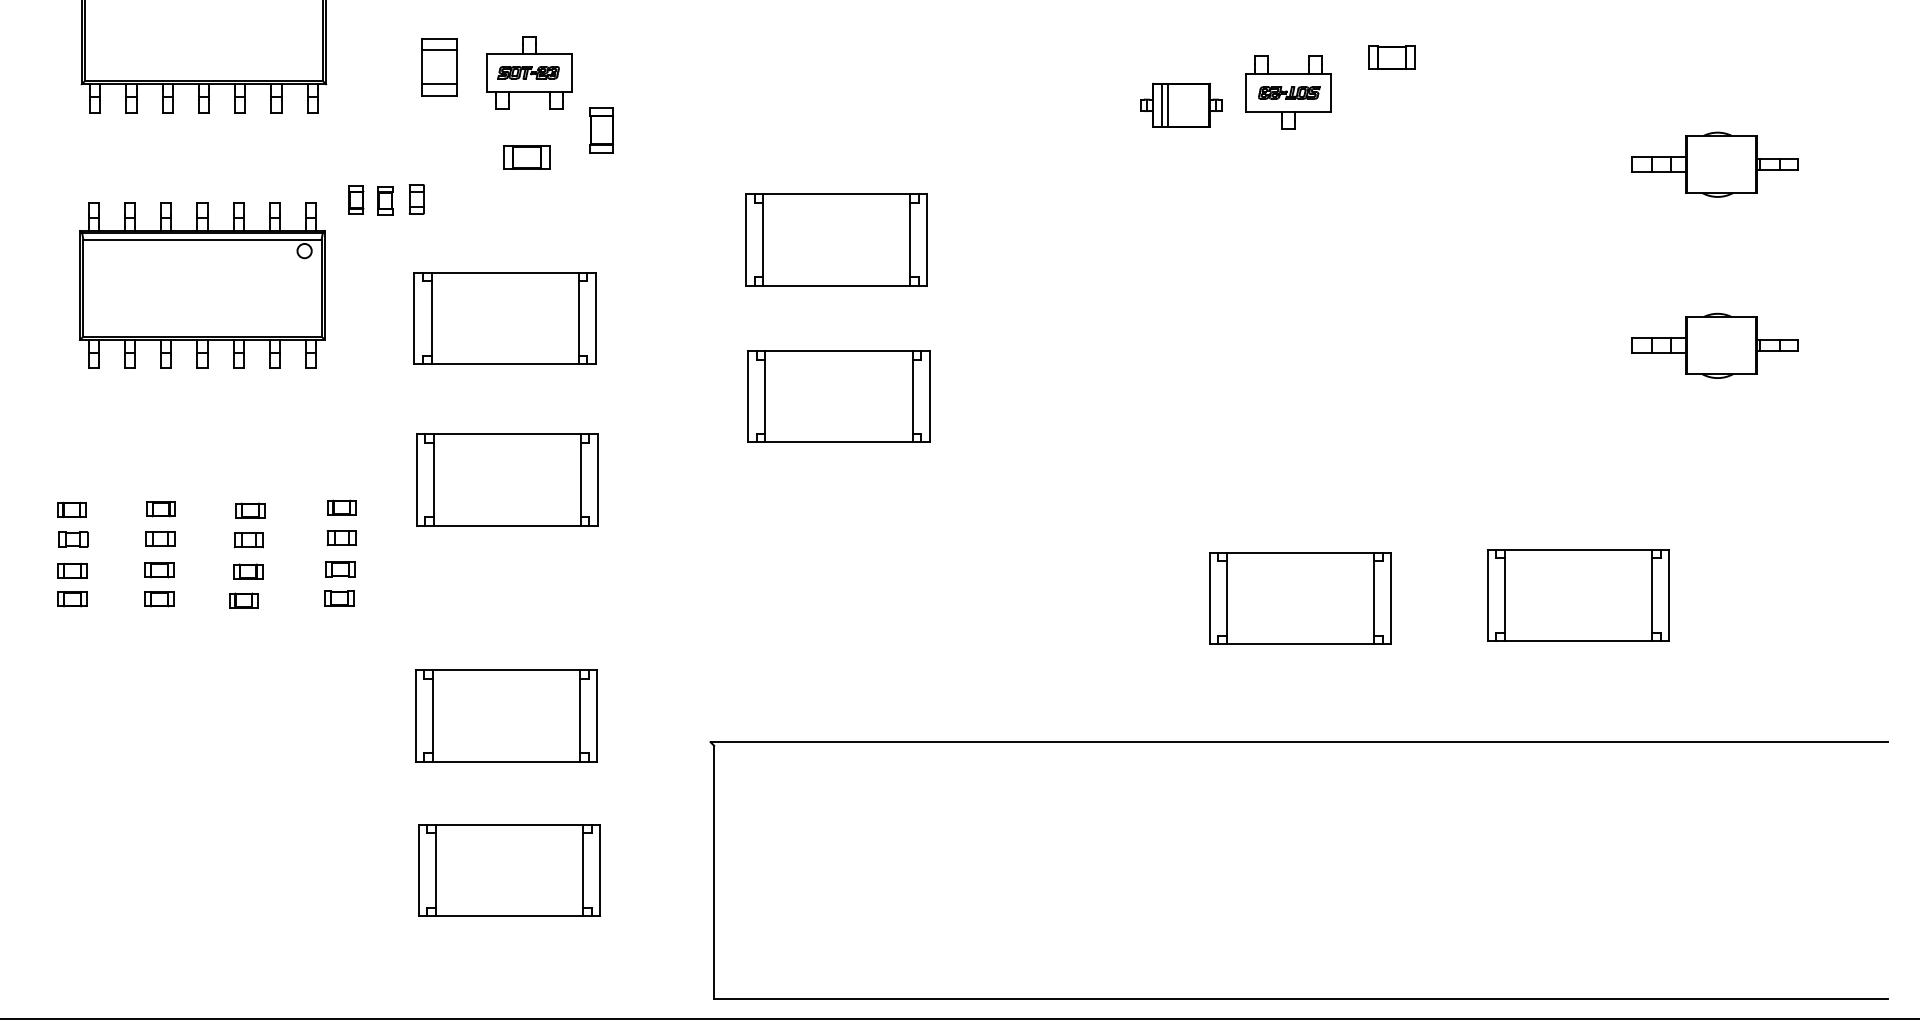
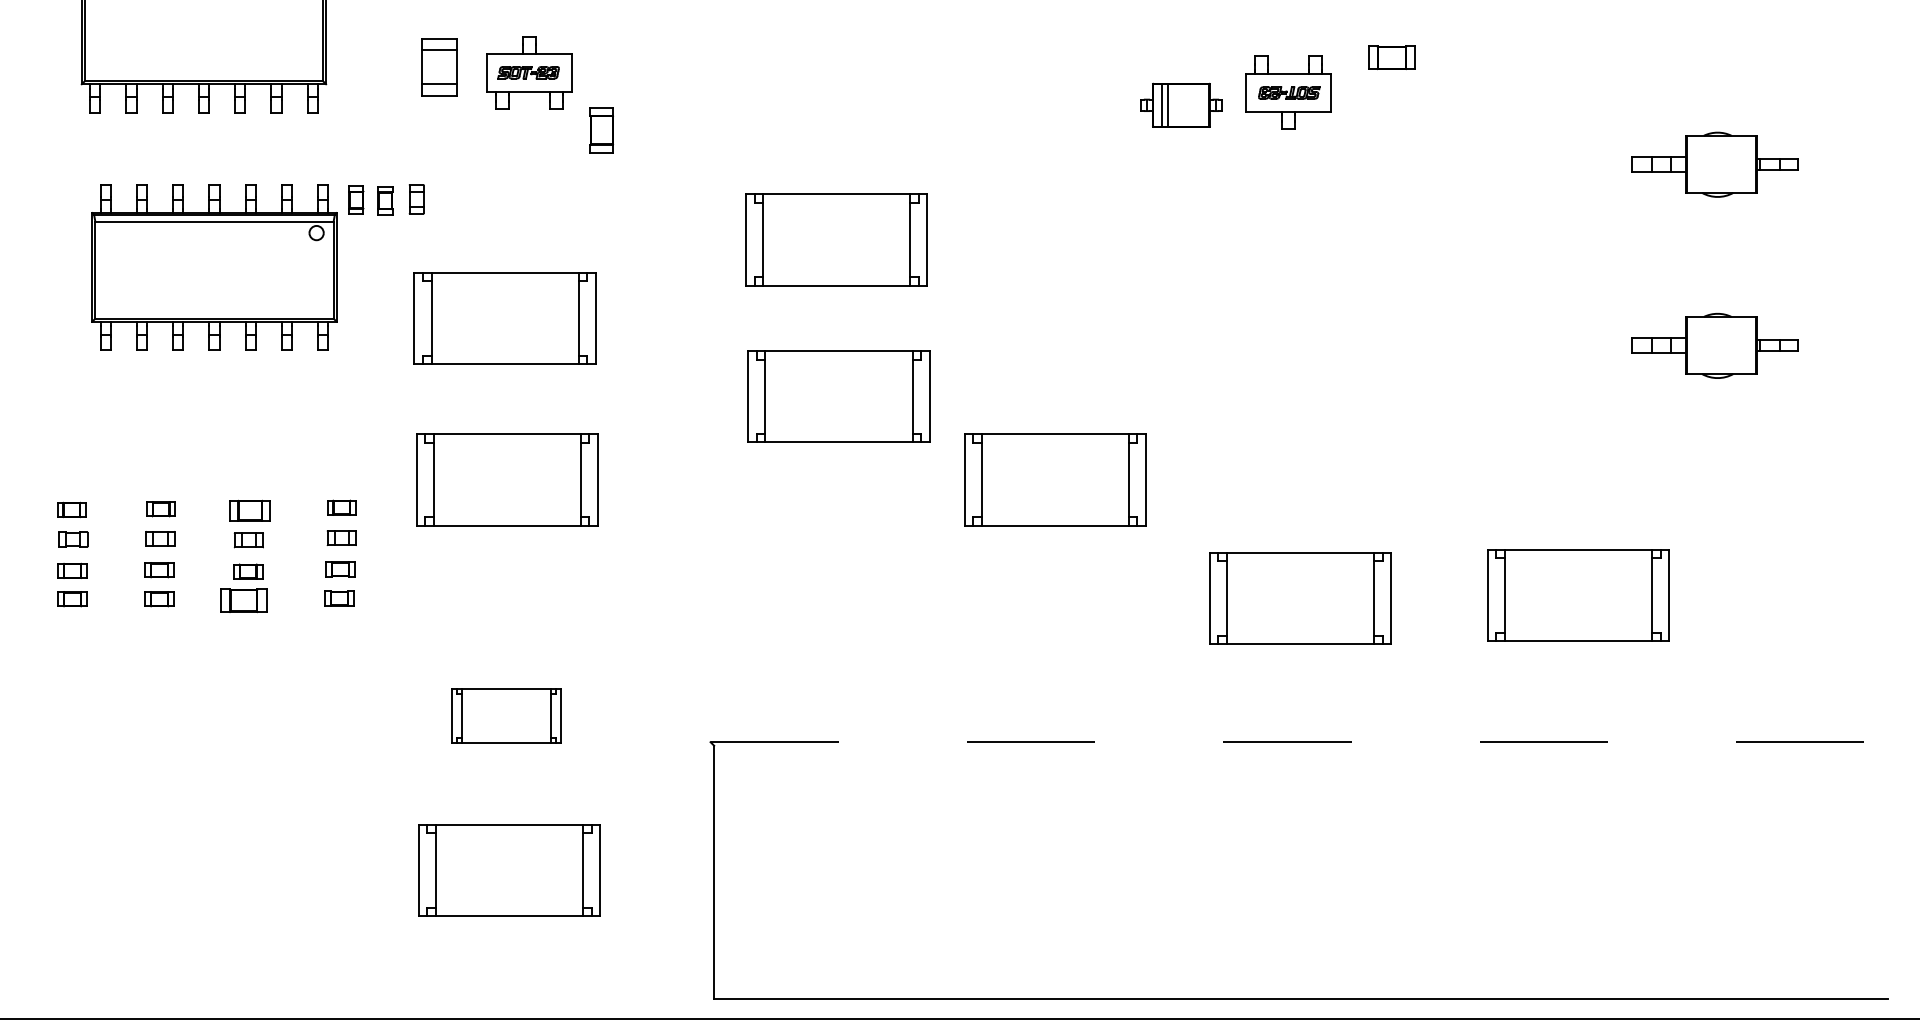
part: present -> none (526, 157)
part position: (202, 285) -> (214, 267) (214, 267)
part: none -> present (1055, 479)
part size: 31x17 px -> 42x23 px (249, 510)
part size: 30x17 px -> 48x26 px (243, 600)
part size: 183x94 px -> 111x56 px (506, 715)
line: solid -> dashed (1299, 742)
